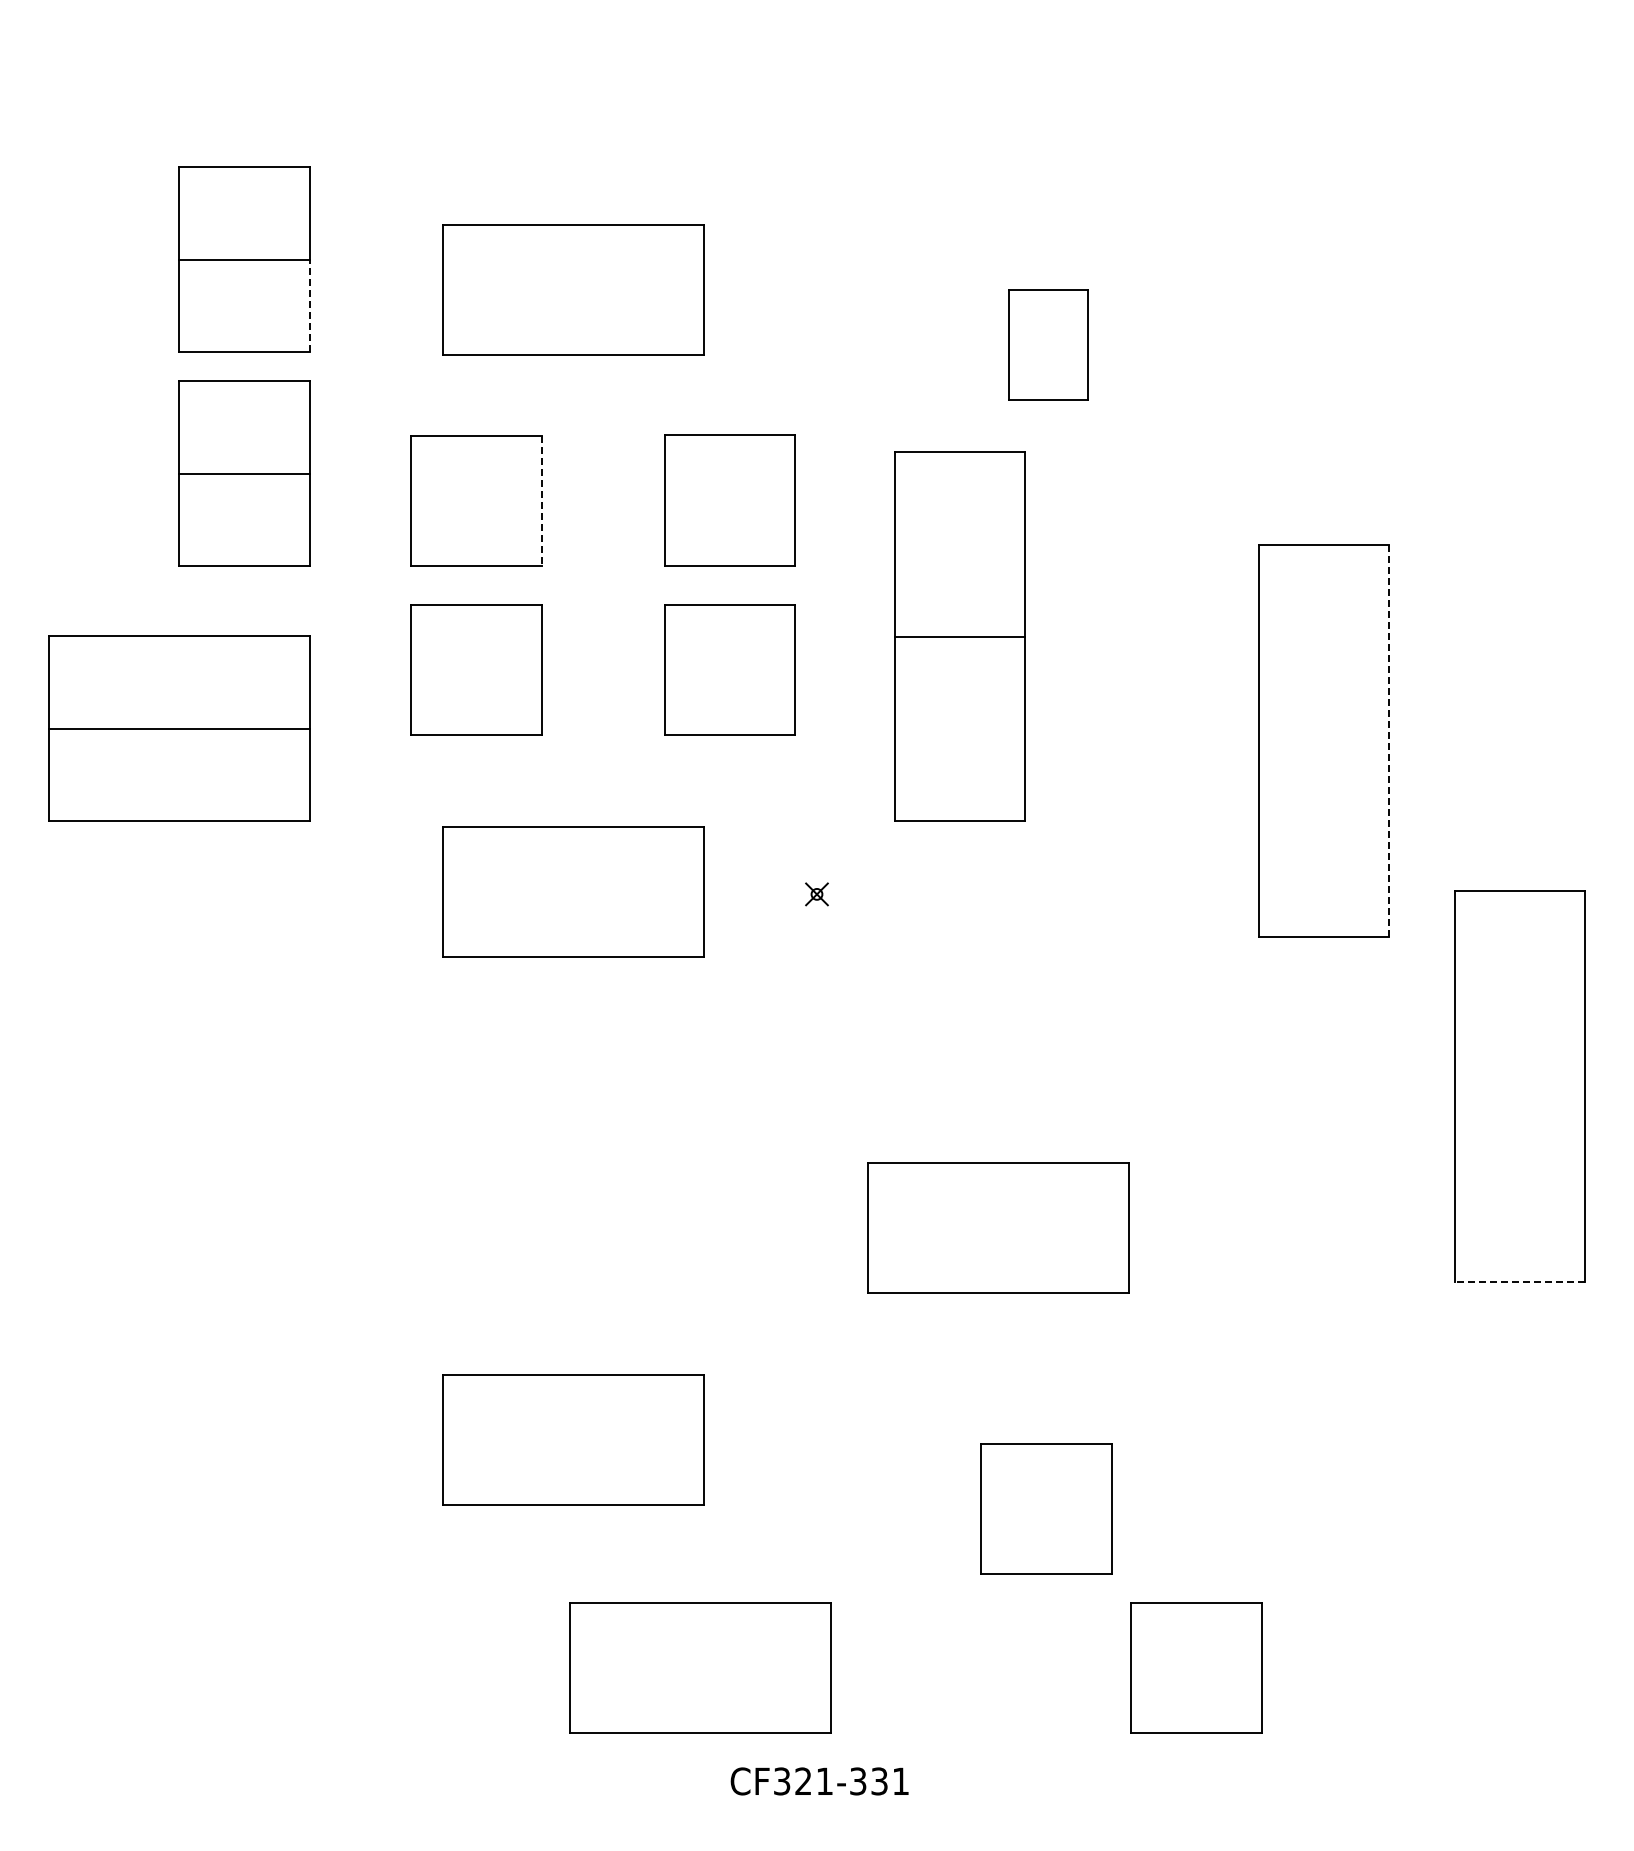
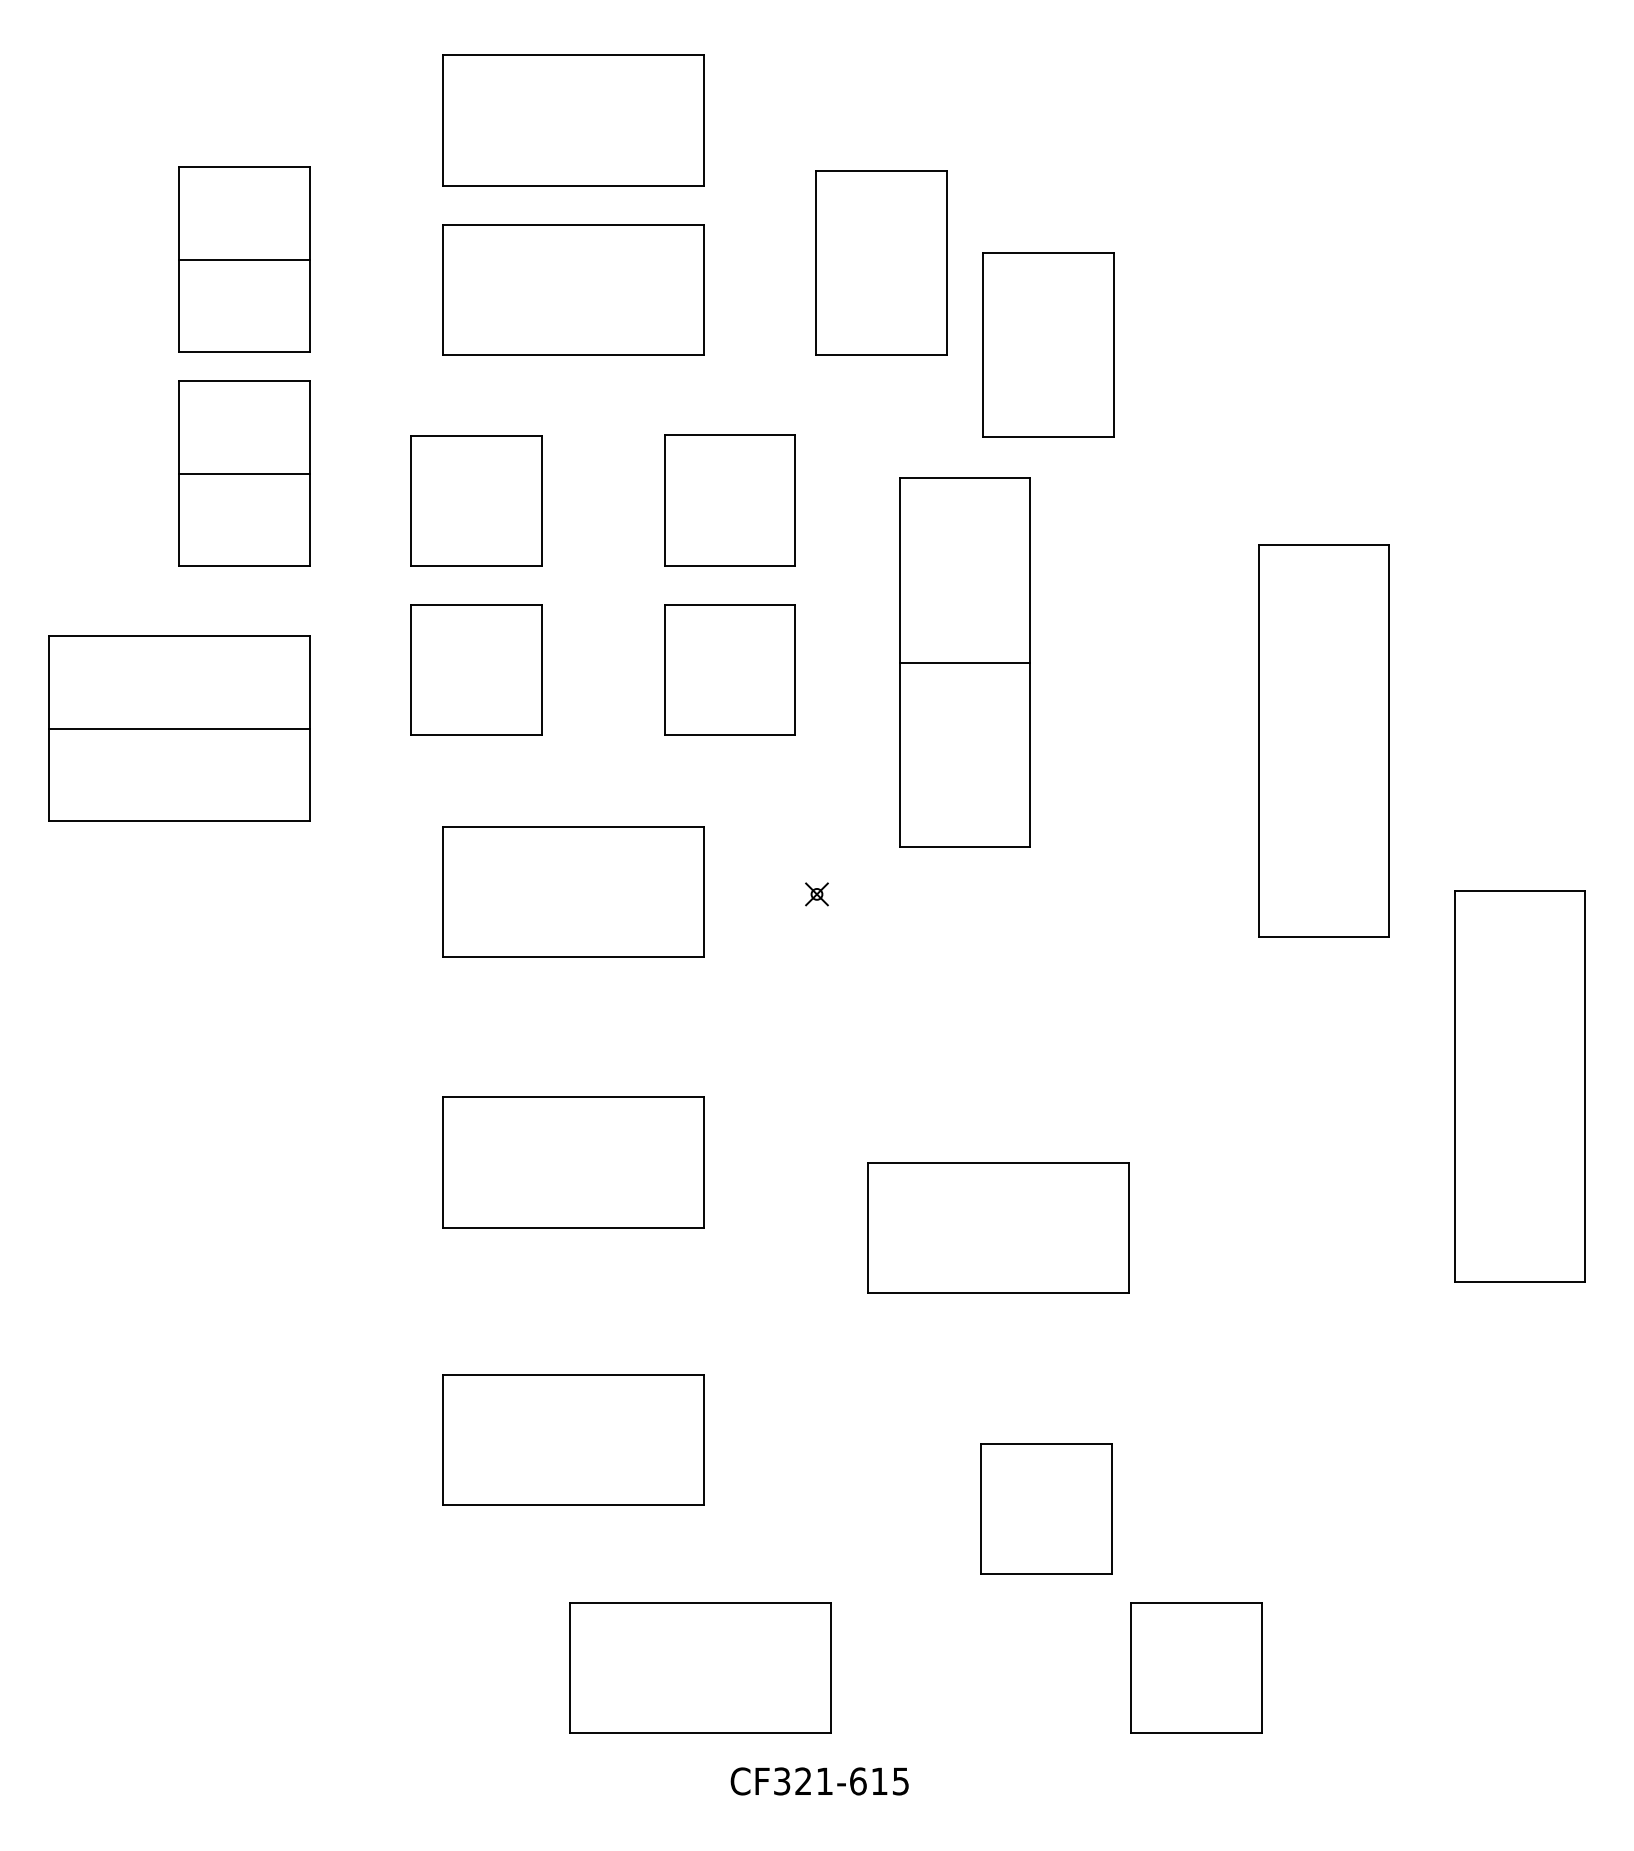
part: none -> present (573, 120)
part: none -> present (881, 262)
line: dashed -> solid (309, 305)
part size: 81x112 px -> 133x186 px (1048, 344)
line: dashed -> solid (541, 501)
part position: (959, 636) -> (964, 662) (964, 662)
line: dashed -> solid (1389, 740)
part: none -> present (573, 1162)
line: dashed -> solid (1519, 1282)
text: CF321-331 -> CF321-615 (879, 1781)
